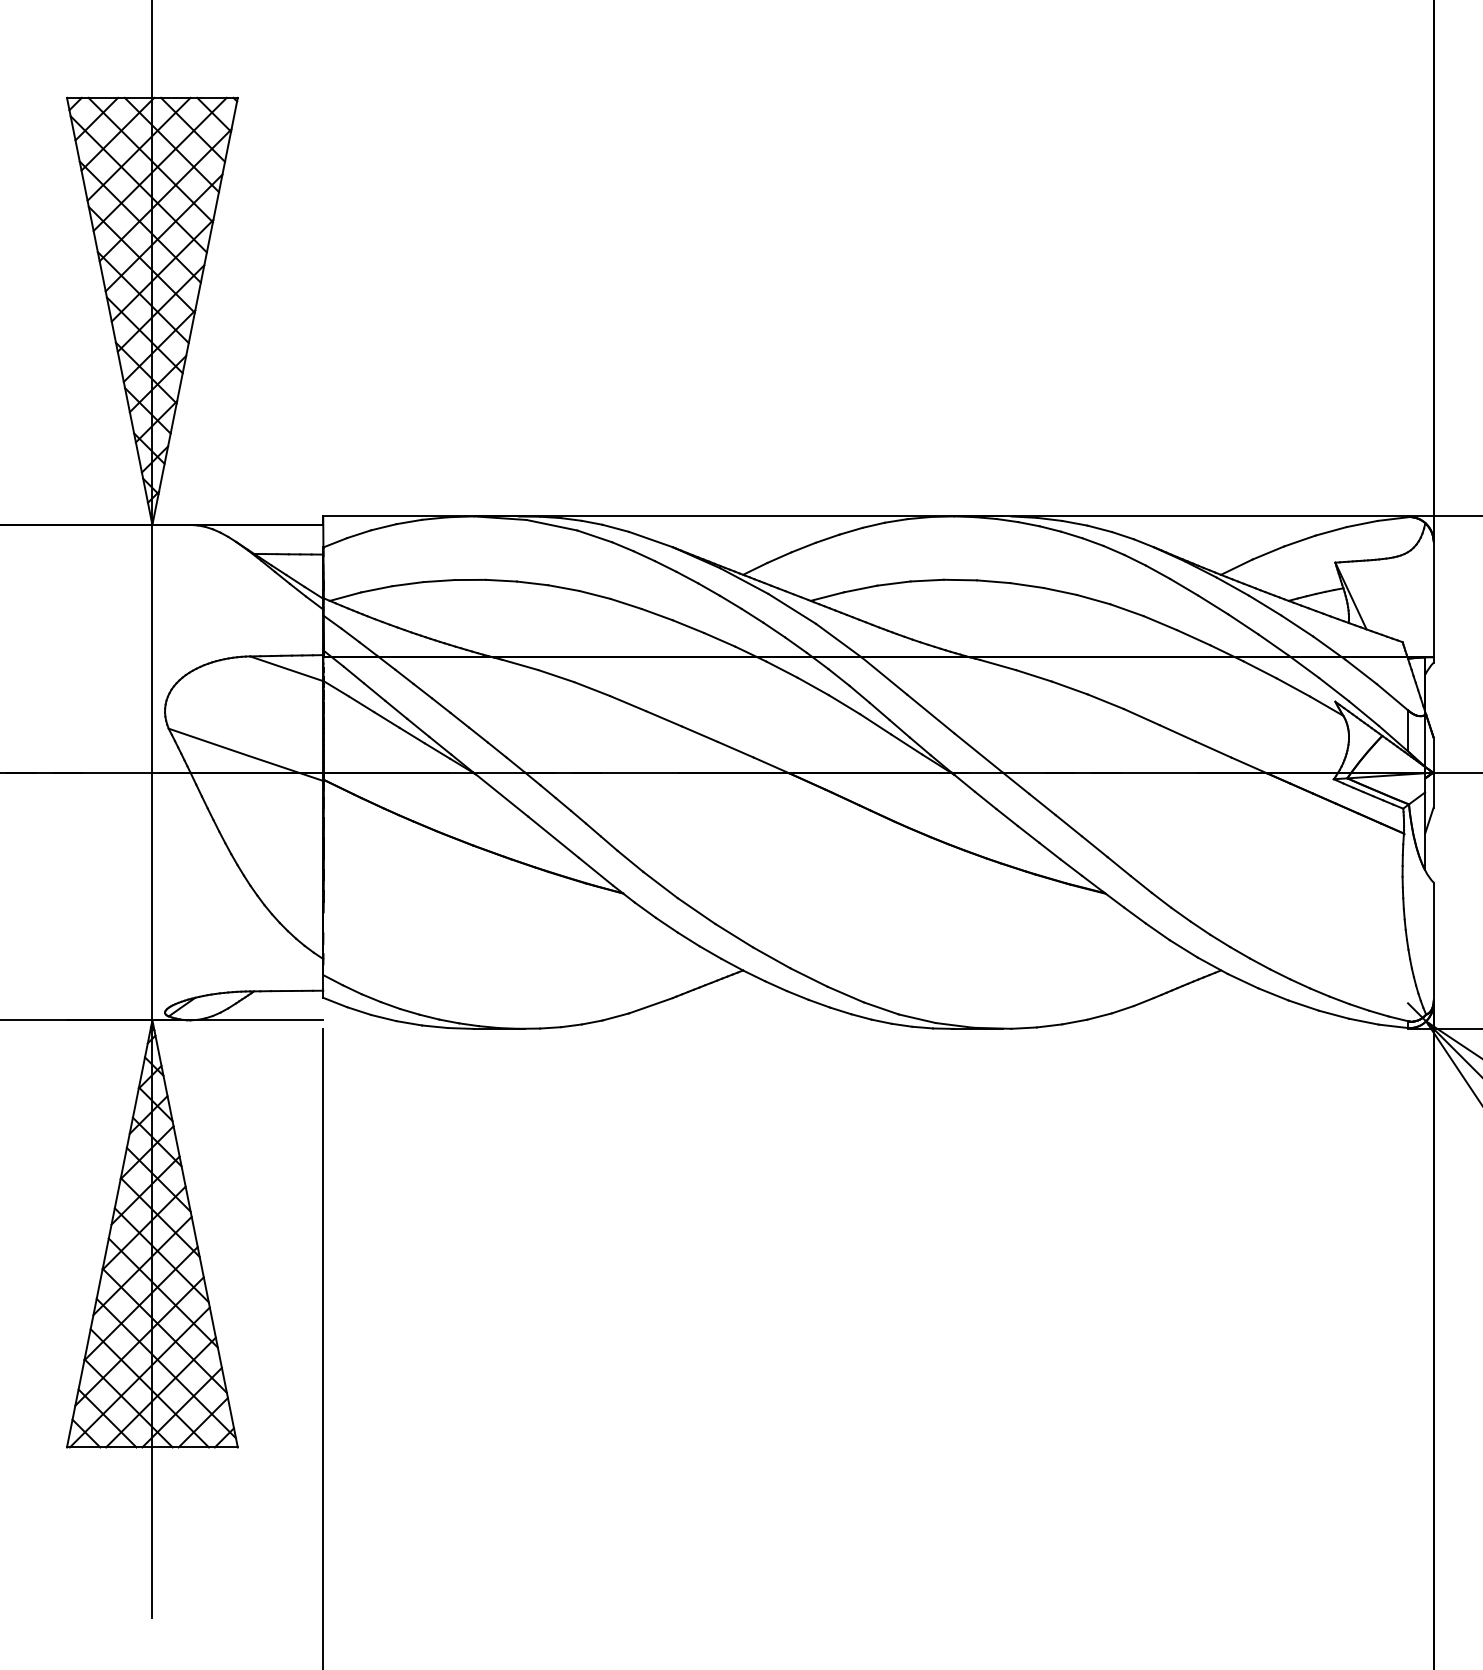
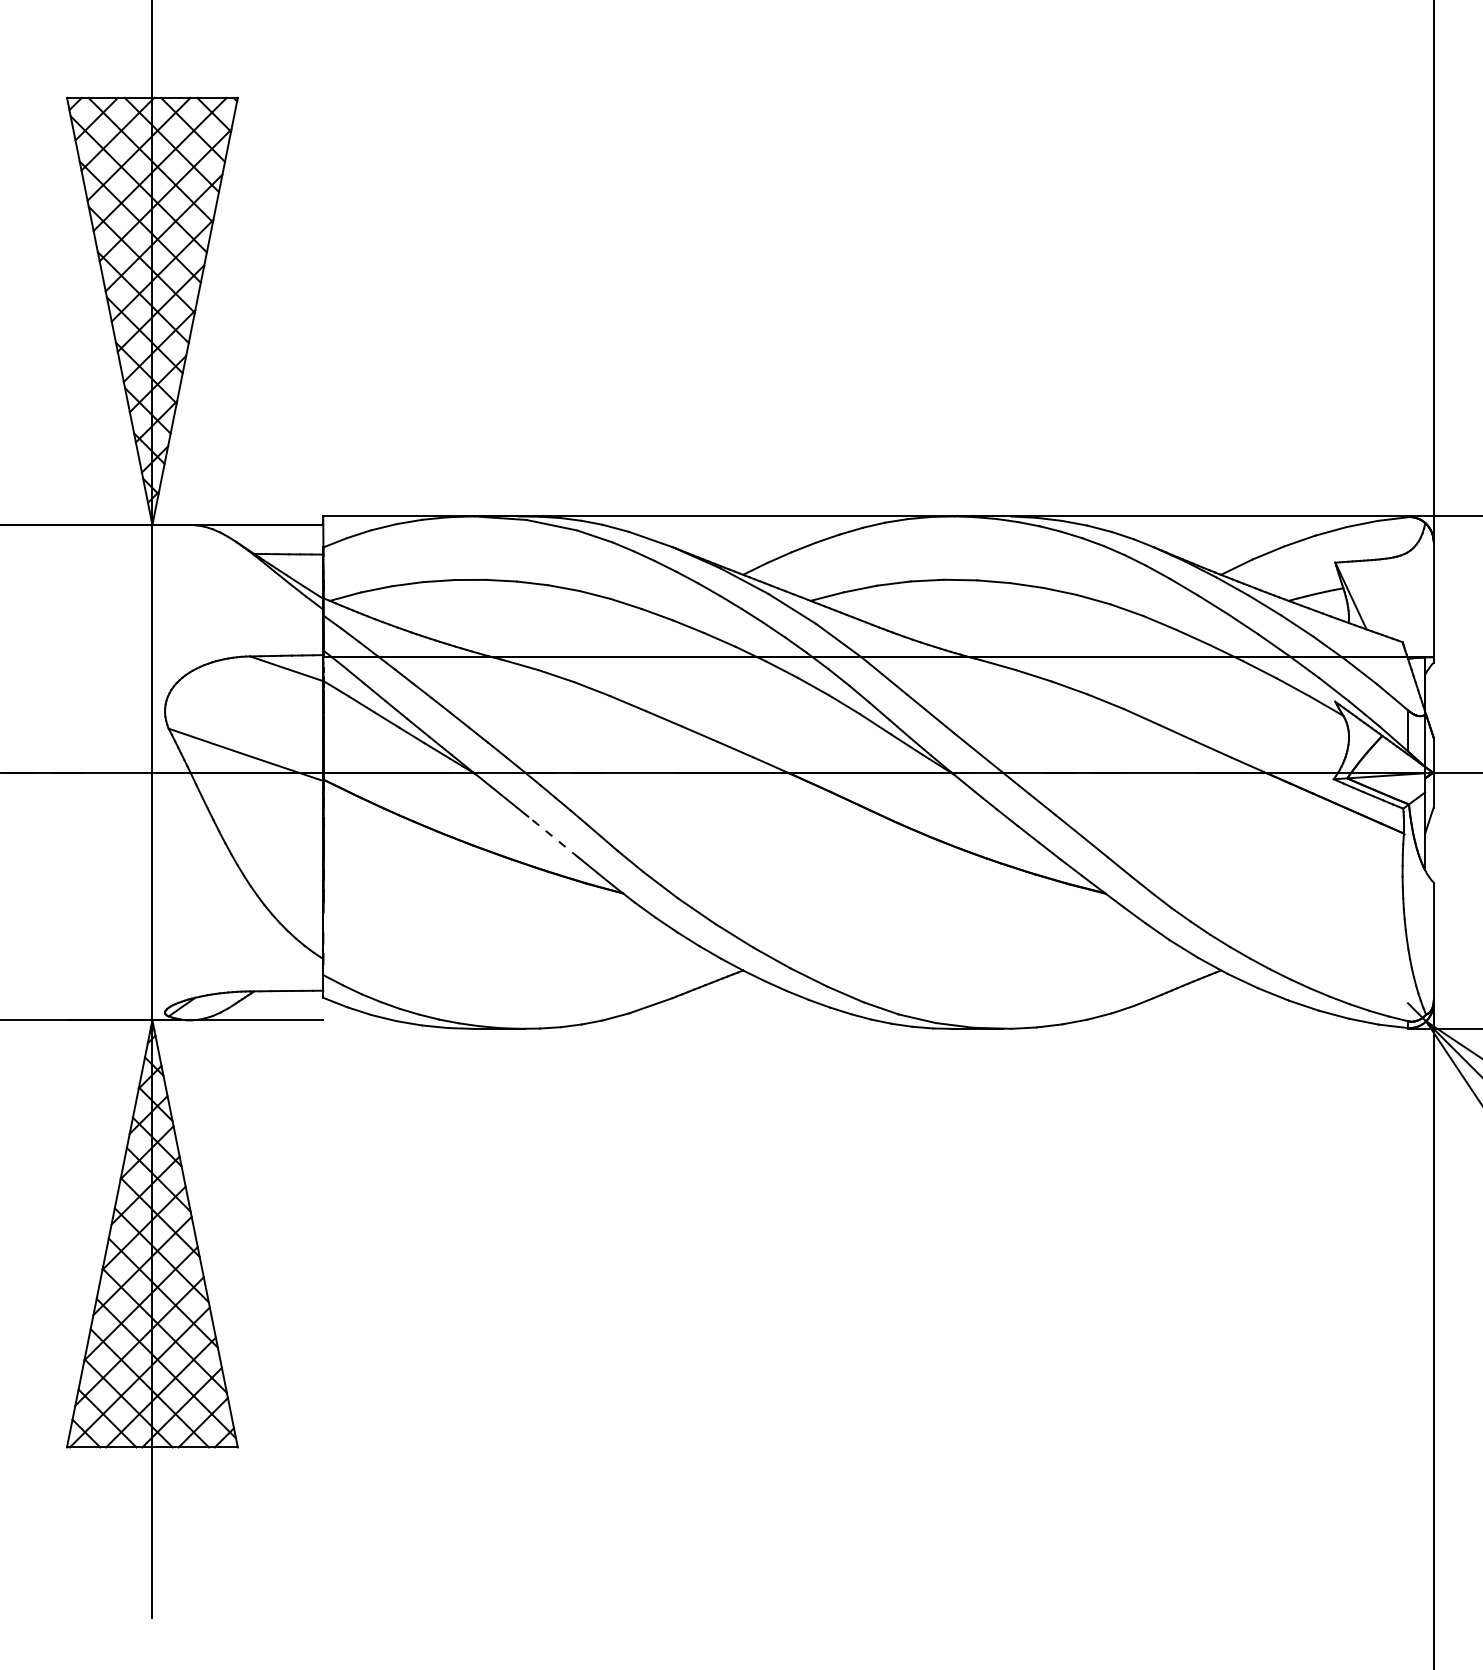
line: solid -> dashed (553, 837)
line: present -> none (323, 1347)
